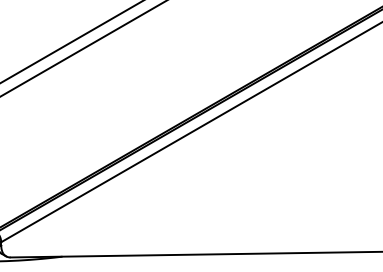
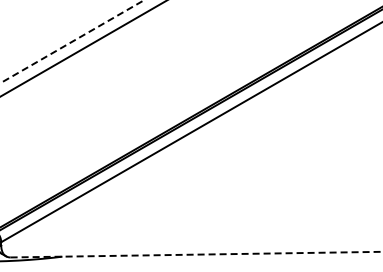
line: solid -> dashed (72, 41)
line: solid -> dashed (196, 254)
